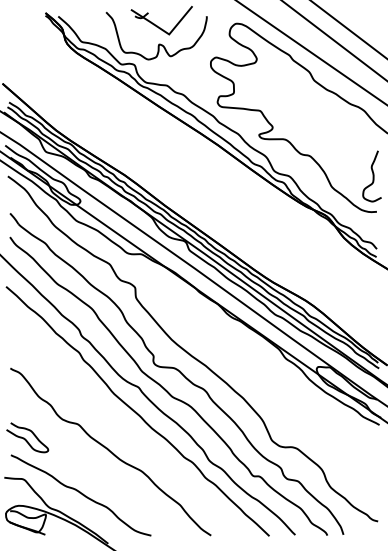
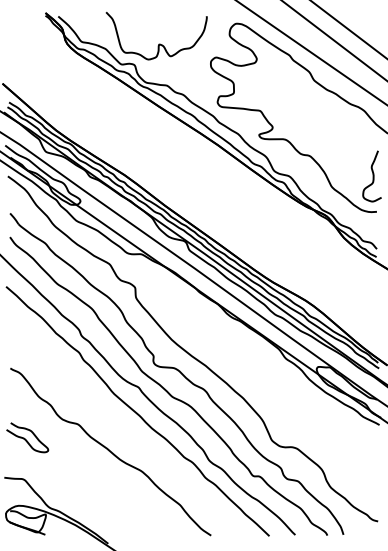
part: present -> none (159, 26)
curve: present -> none (81, 494)
